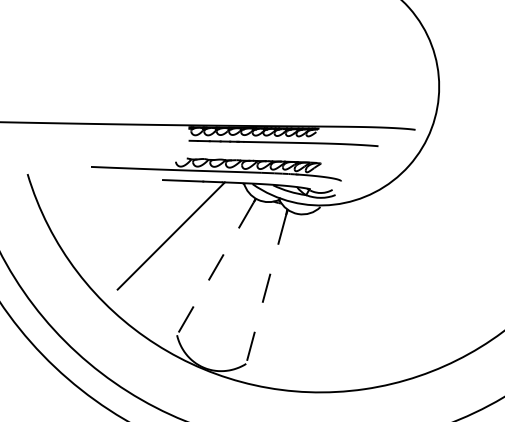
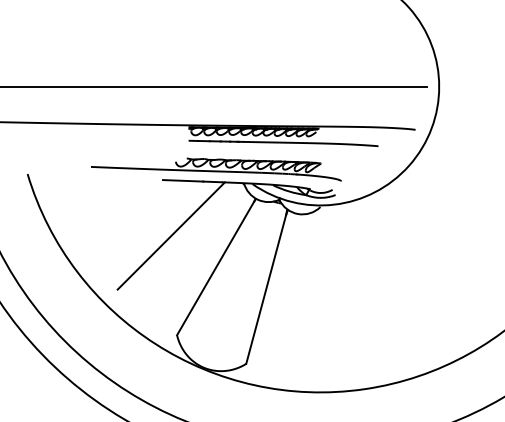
line: none -> present (214, 86)
line: dashed -> solid (215, 268)
line: dashed -> solid (266, 289)
